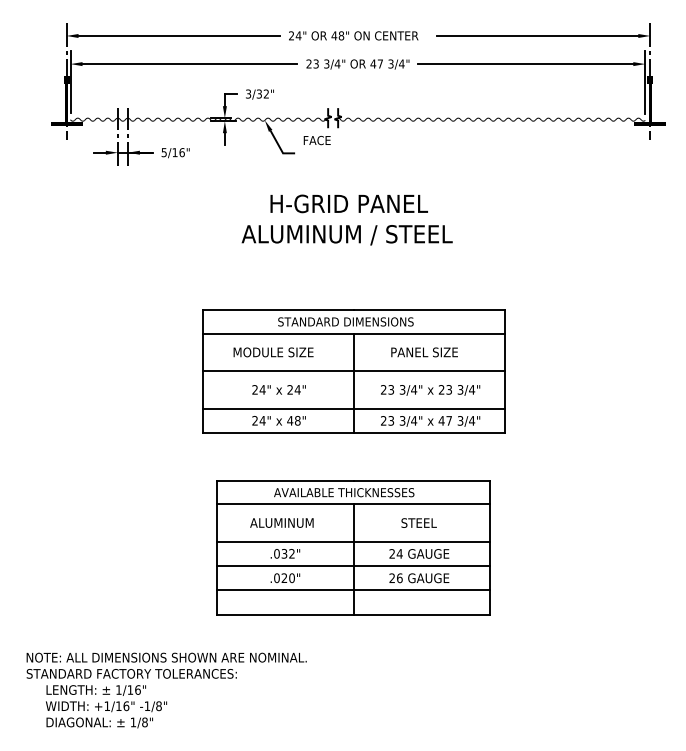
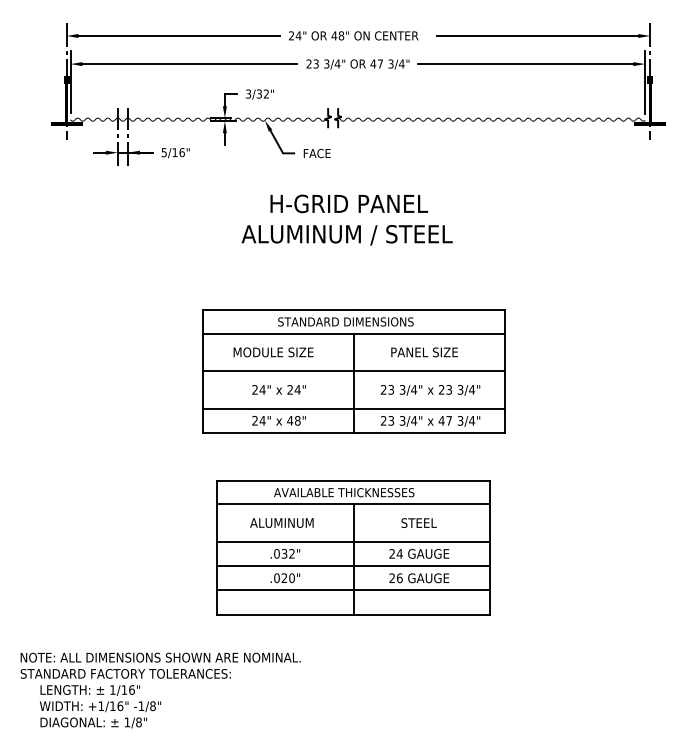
text position: (316, 140) -> (316, 153) (316, 153)
text position: (166, 690) -> (160, 690) (160, 690)
